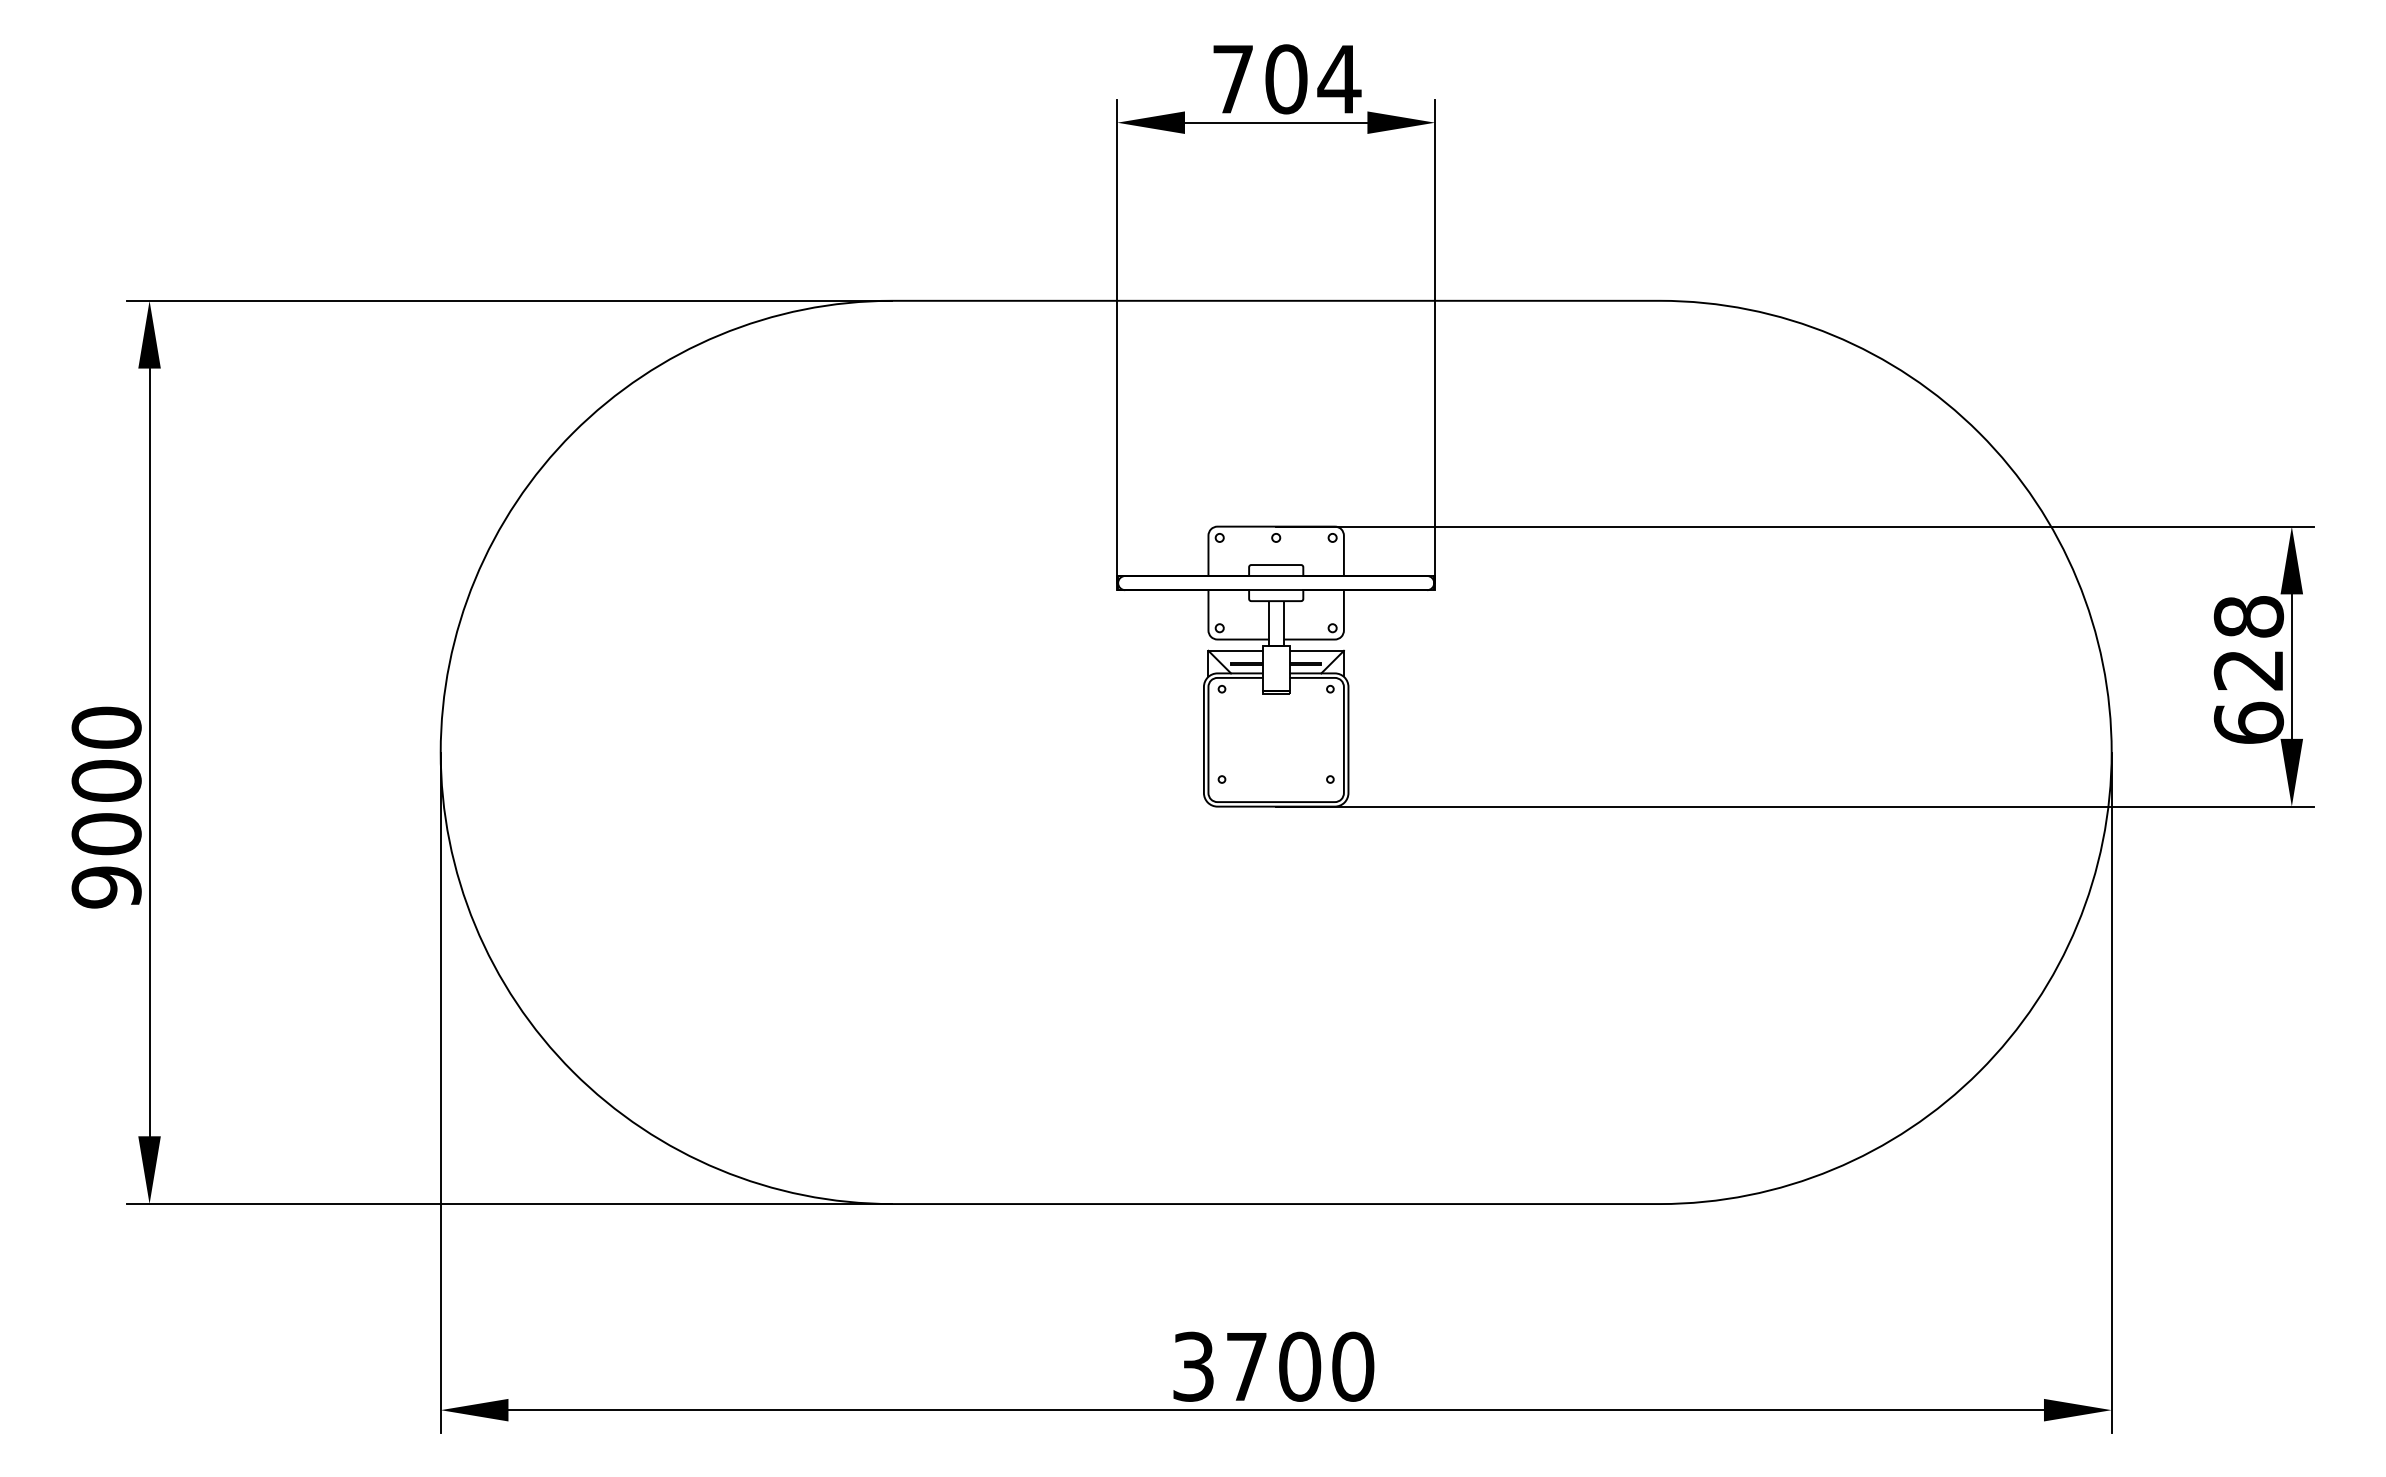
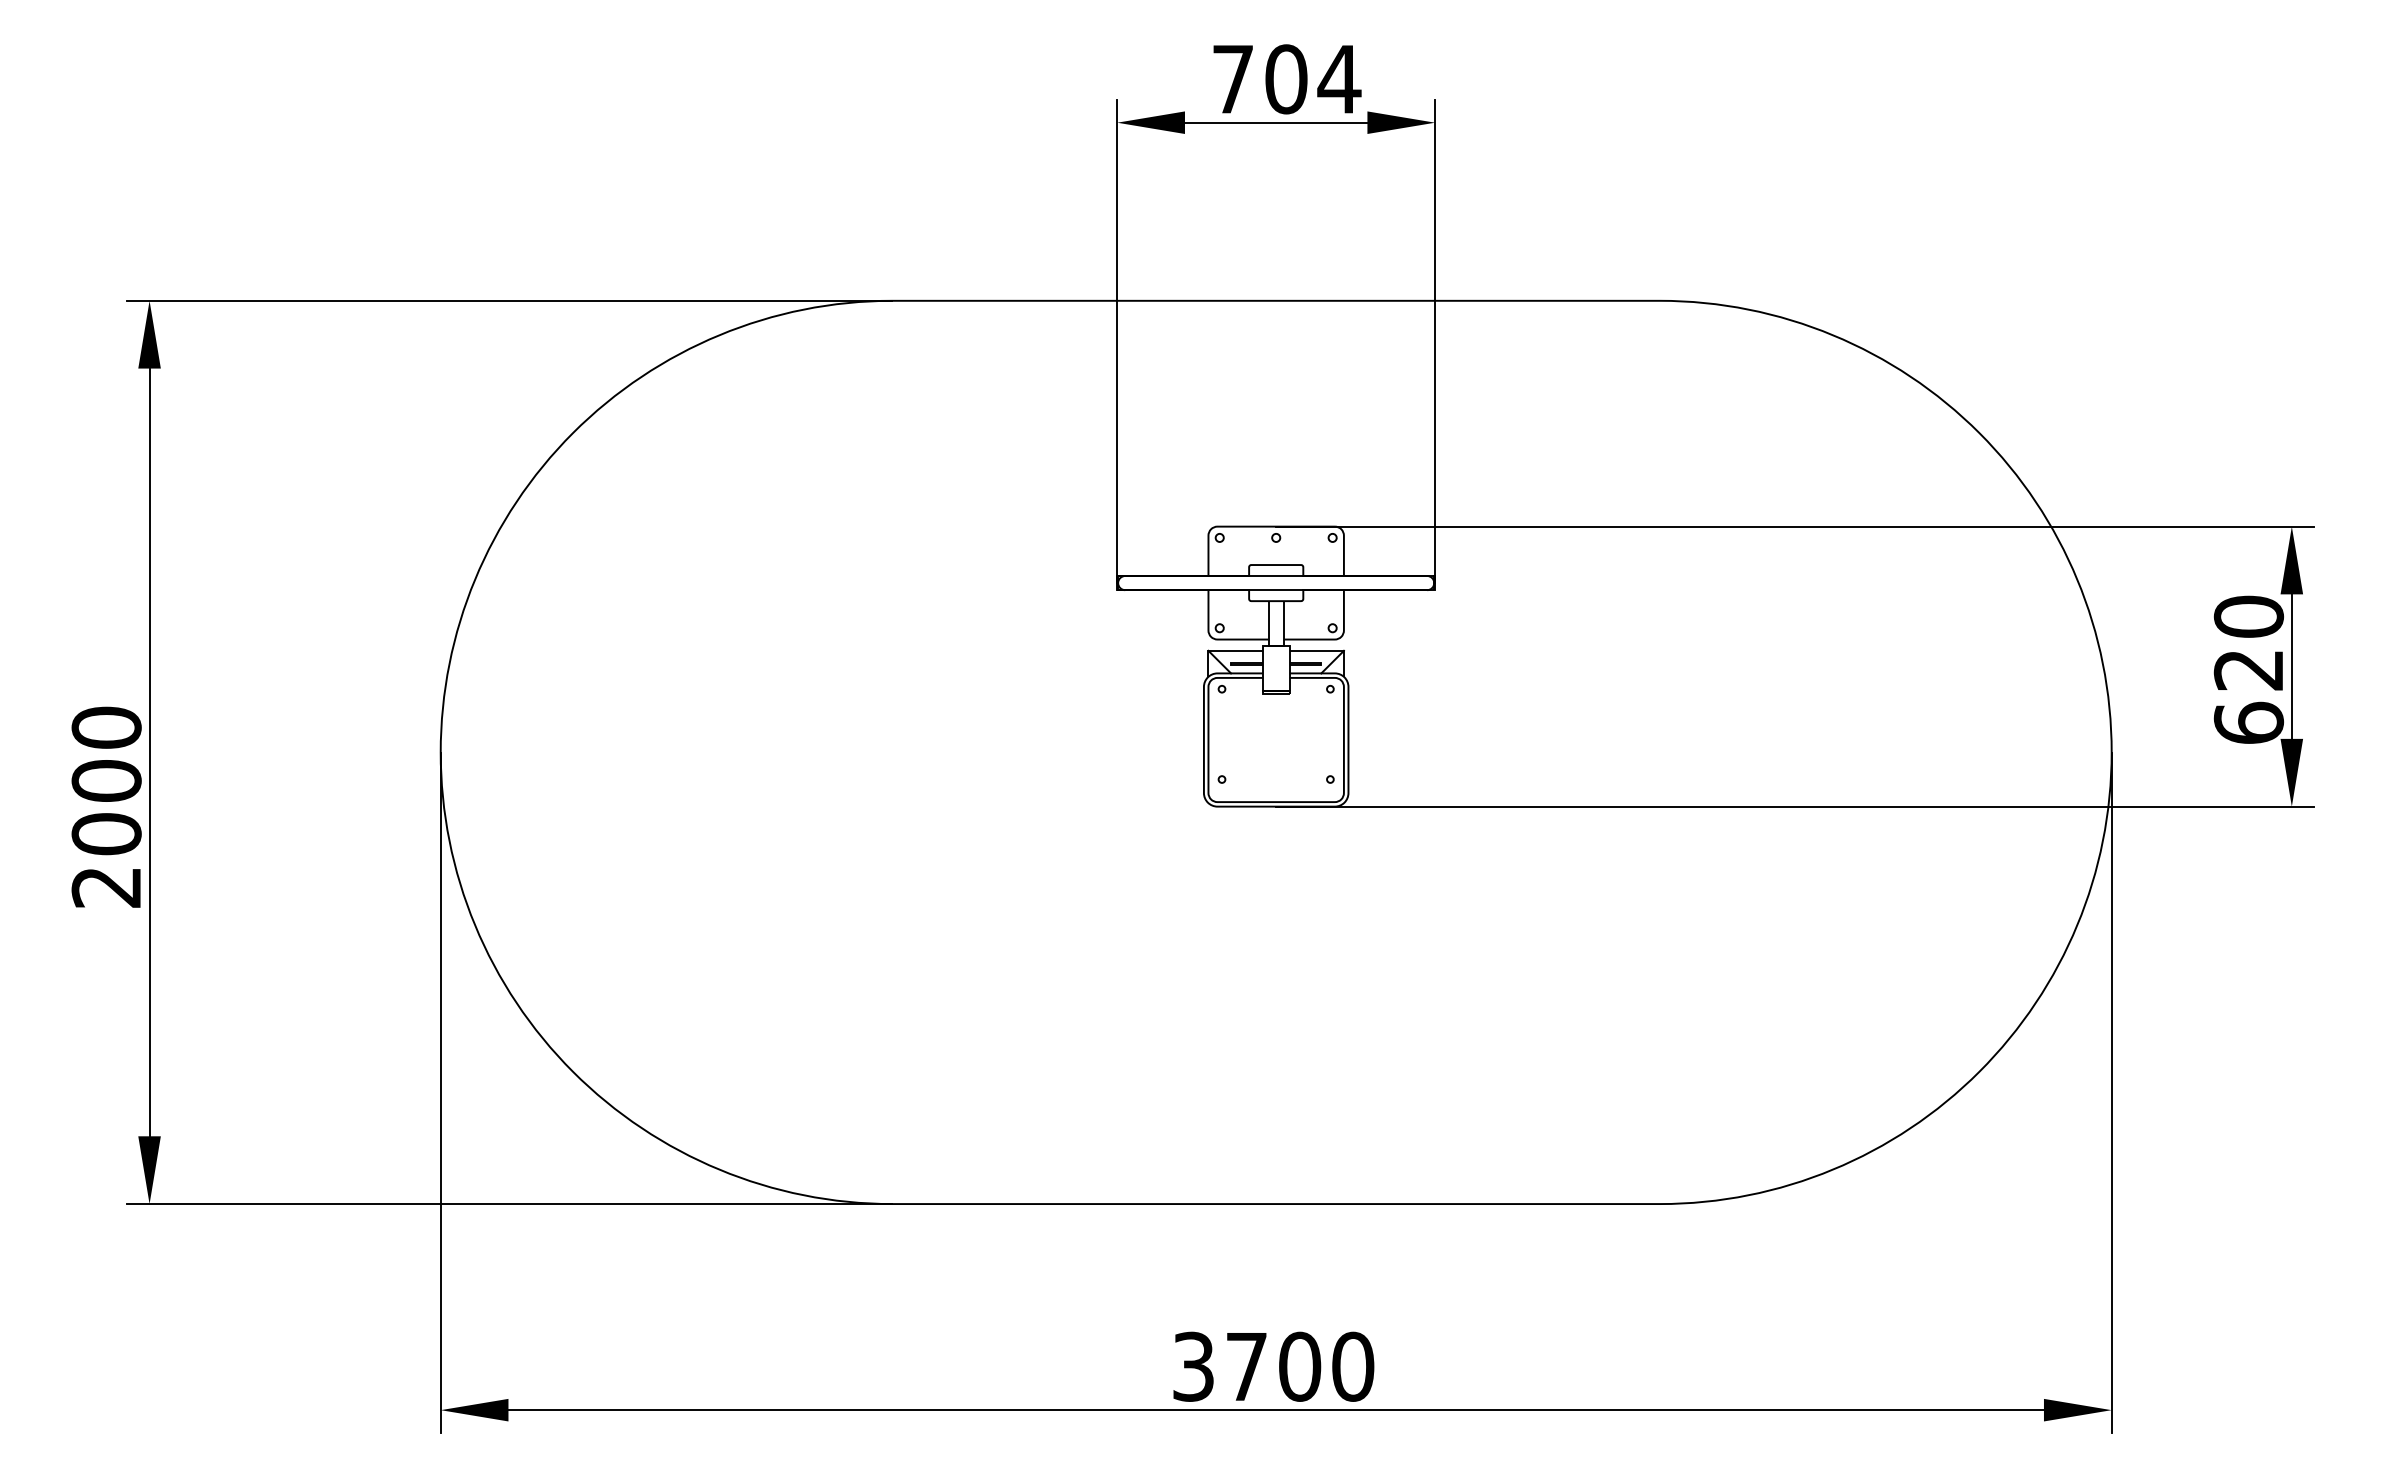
text: 628 -> 620 (2248, 616)
text: 9000 -> 2000 (106, 887)
